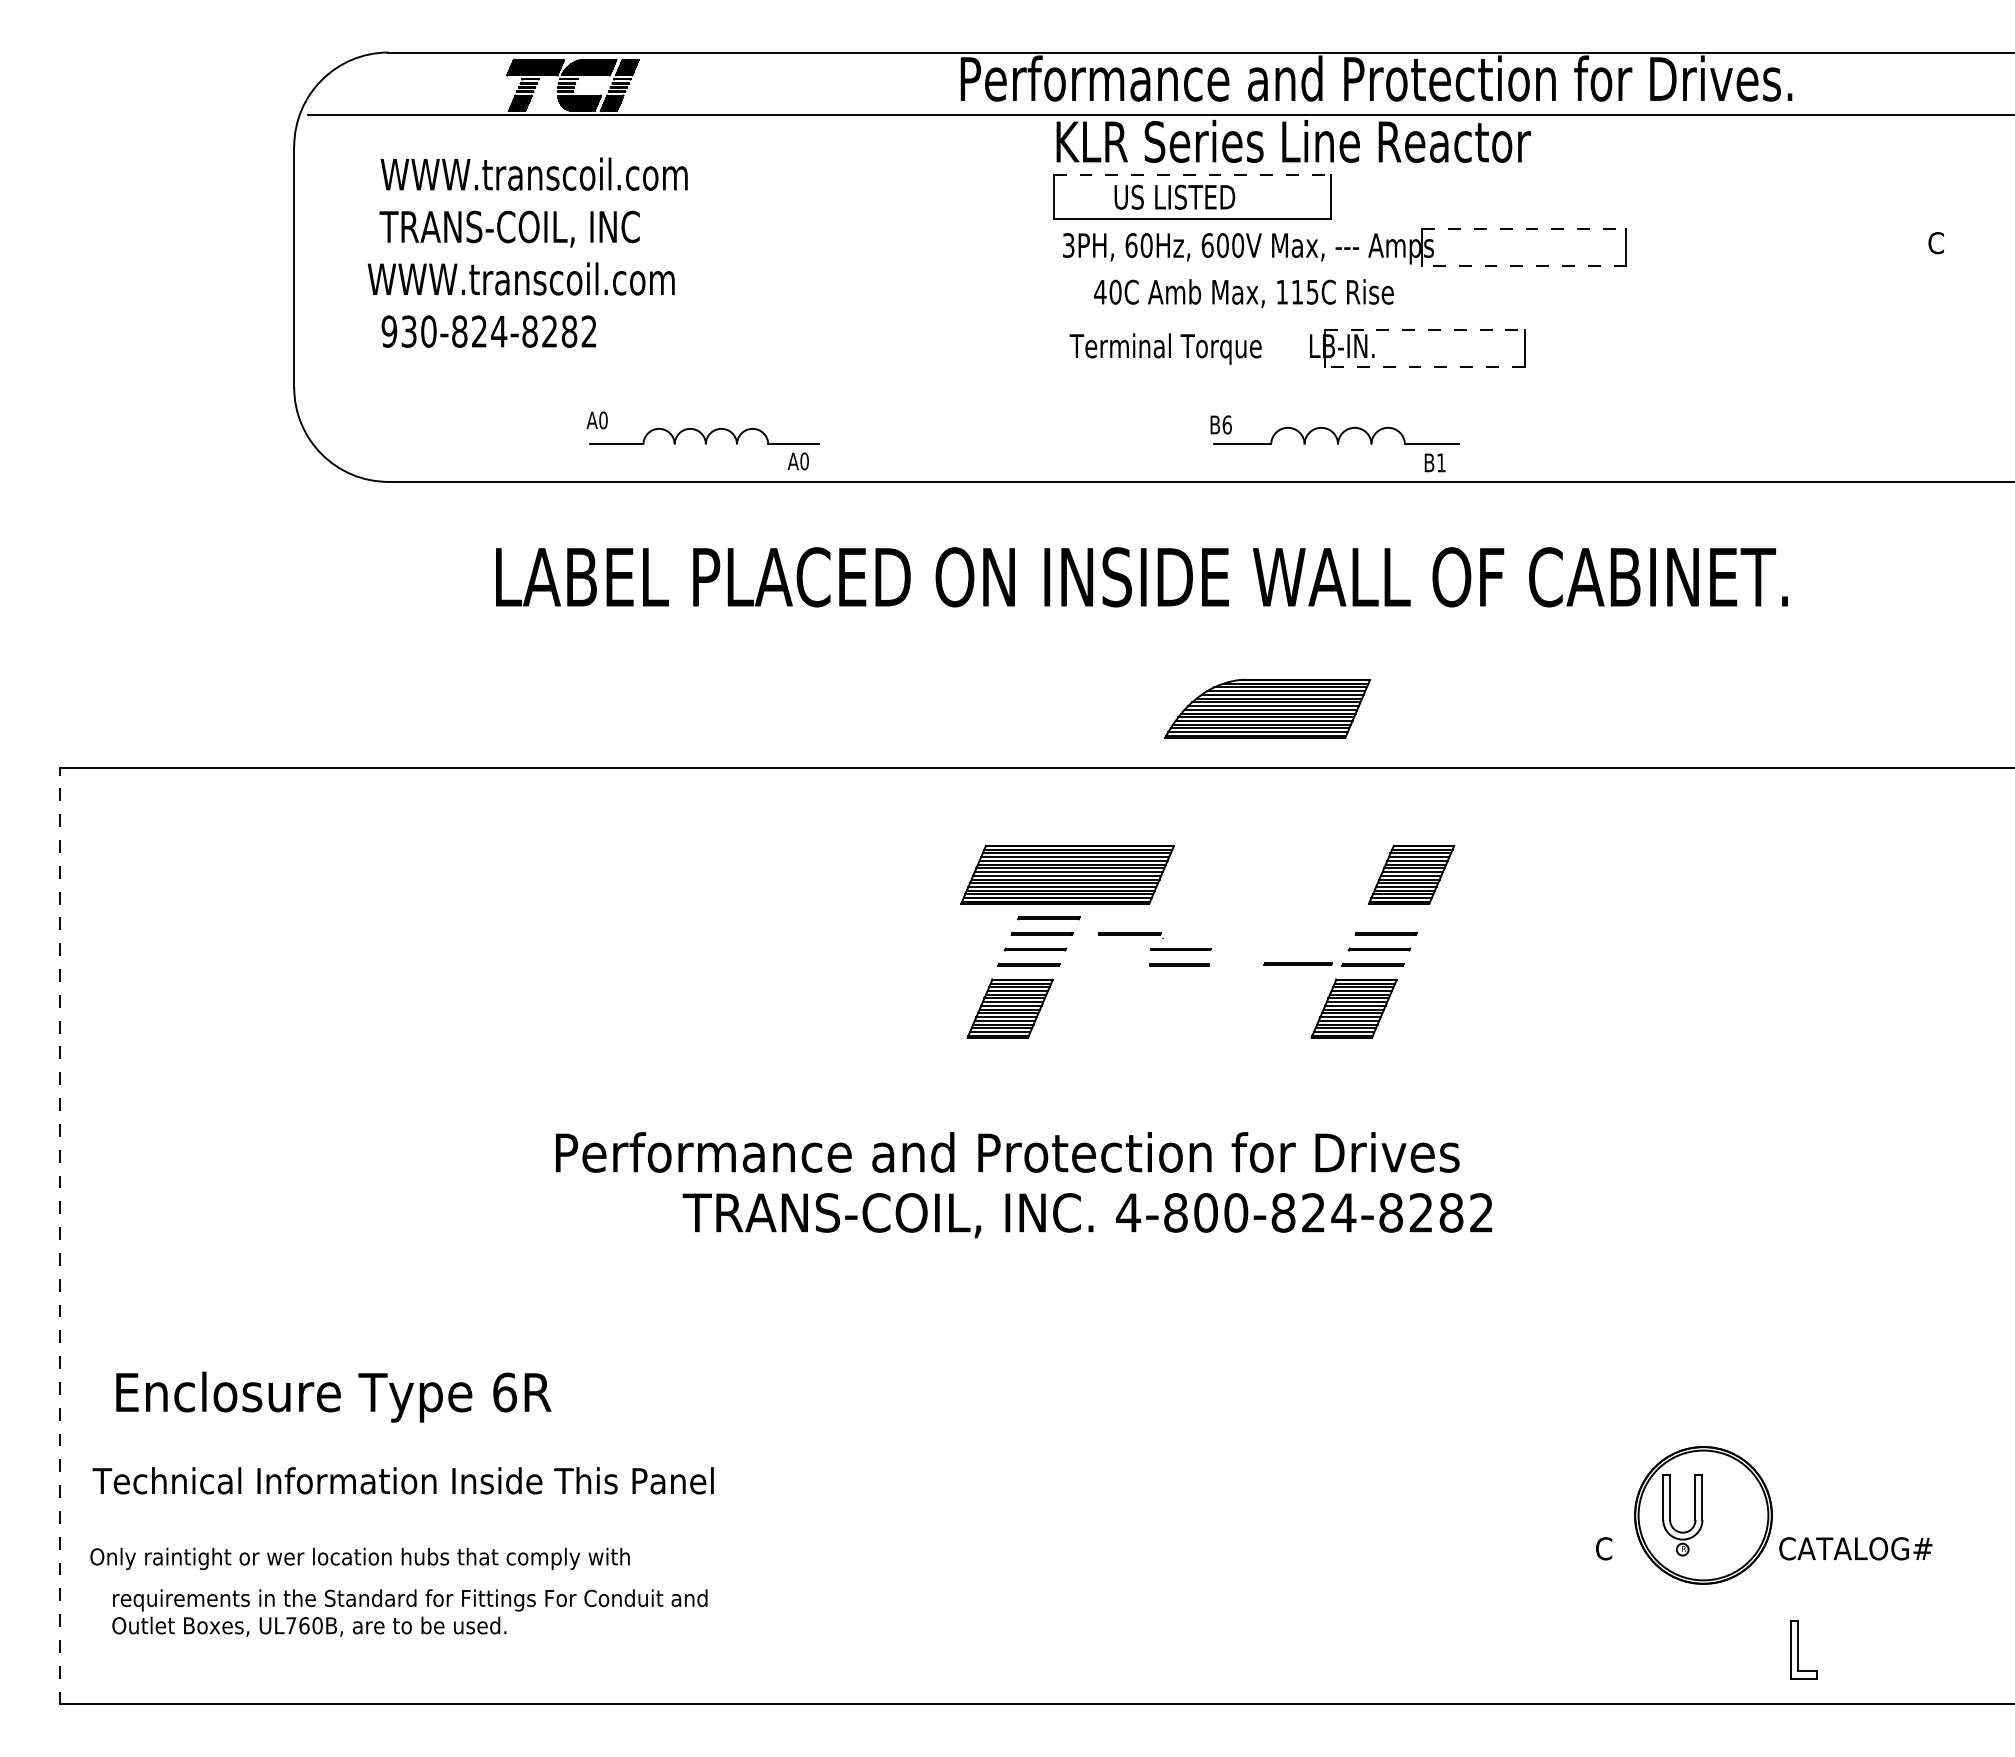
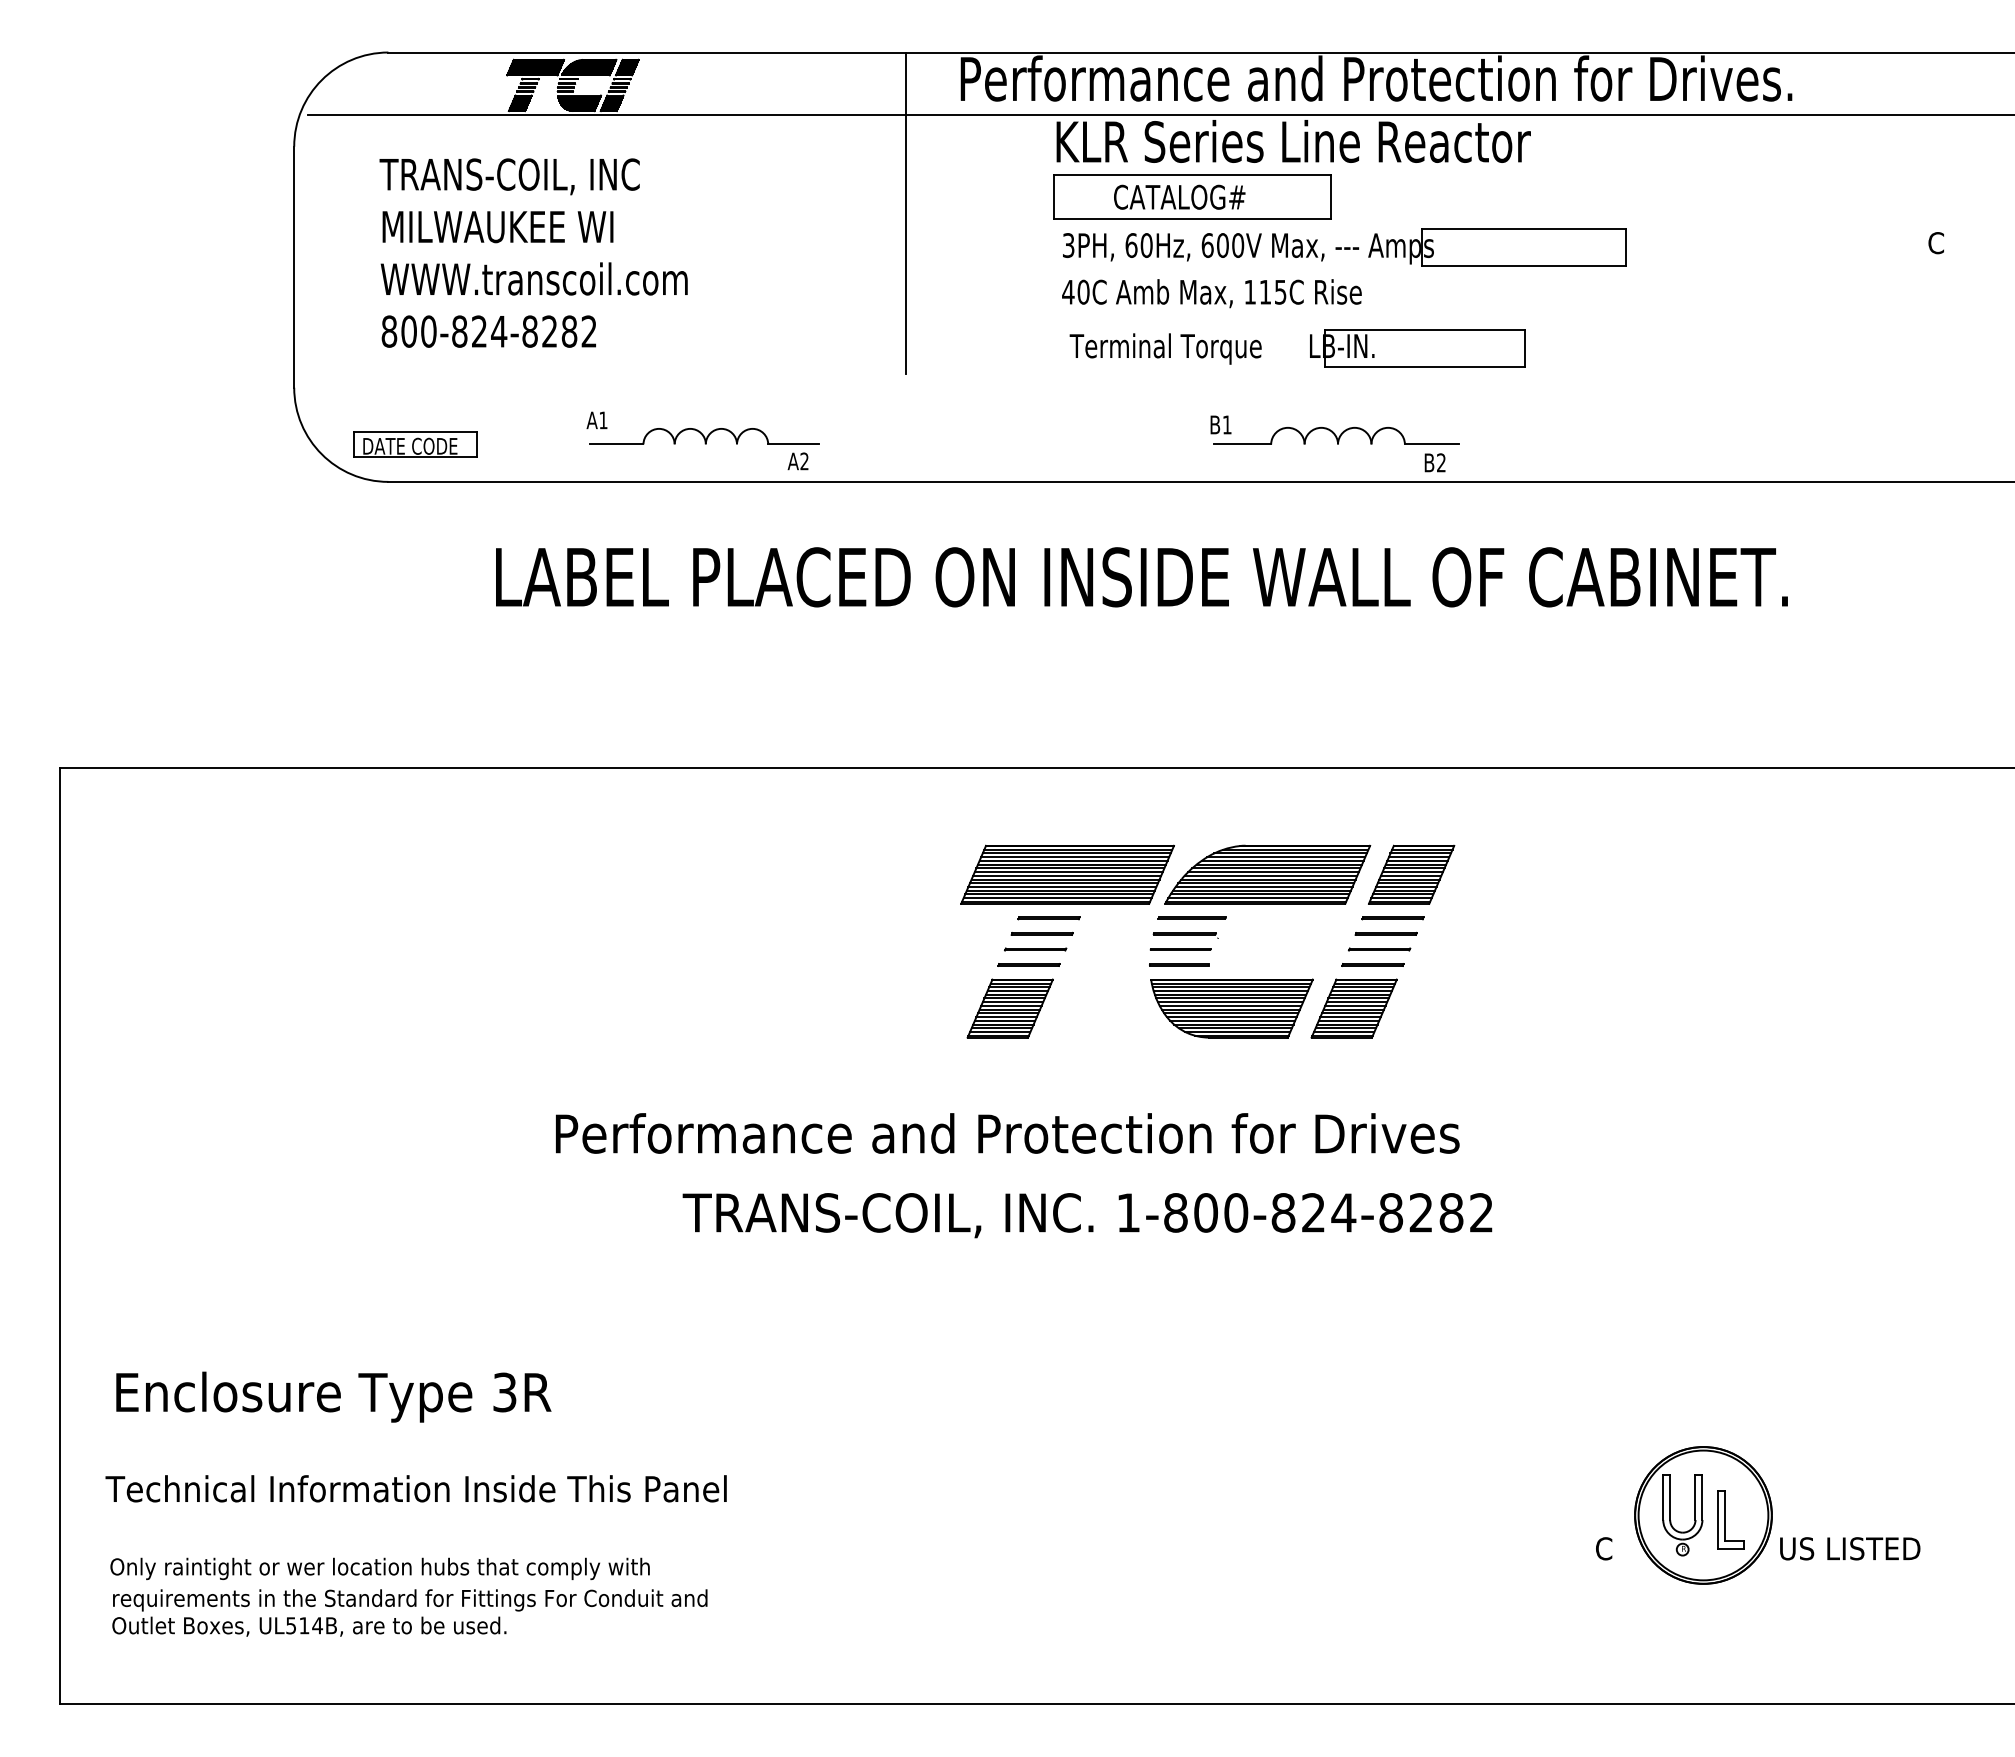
line: dashed -> solid (1192, 174)
text: WWW.transcoil.com -> TRANS-COIL, INC (533, 176)
text: US LISTED -> CATALOG# (1179, 196)
line: none -> present (906, 213)
text: TRANS-COIL, INC -> MILWAUKEE WI (509, 228)
line: dashed -> solid (1524, 228)
line: dashed -> solid (1523, 265)
text position: (520, 278) -> (533, 278) (533, 278)
text position: (1243, 293) -> (1211, 293) (1211, 293)
line: dashed -> solid (1424, 330)
text: 930-824-8282 -> 800-824-8282 (398, 331)
line: dashed -> solid (1424, 366)
text: A0 -> A1 (603, 420)
text: B6 -> B1 (1226, 424)
part: none -> present (415, 444)
text: A0 -> A2 (804, 461)
text: B1 -> B2 (1441, 462)
part position: (1267, 708) -> (1267, 874) (1267, 874)
line: none -> present (1392, 918)
part position: (1130, 935) -> (1185, 935) (1185, 935)
line position: (1297, 963) -> (1191, 917) (1191, 917)
part: none -> present (1231, 1008)
text position: (1007, 1152) -> (1007, 1133) (1007, 1133)
text: 4-800-824-8282 -> 1-800-824-8282 (1128, 1212)
line: dashed -> solid (60, 1235)
text: 6R -> 3R (505, 1392)
text position: (402, 1480) -> (415, 1488) (415, 1488)
text: CATALOG# -> US LISTED (1855, 1548)
text position: (359, 1558) -> (379, 1568) (379, 1568)
text: UL760B, -> UL514B, (304, 1625)
part position: (1803, 1649) -> (1730, 1519) (1730, 1519)
